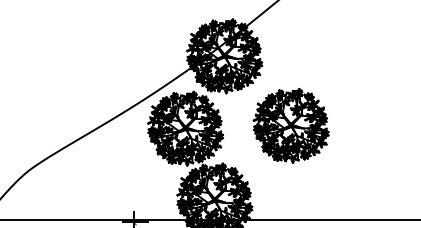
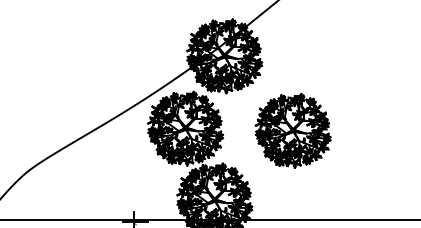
part position: (290, 125) -> (292, 130) (292, 130)
